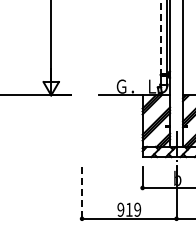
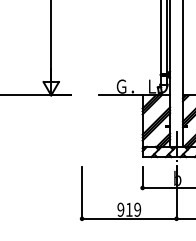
line: dashed -> solid (160, 37)
line: dashed -> solid (82, 193)
